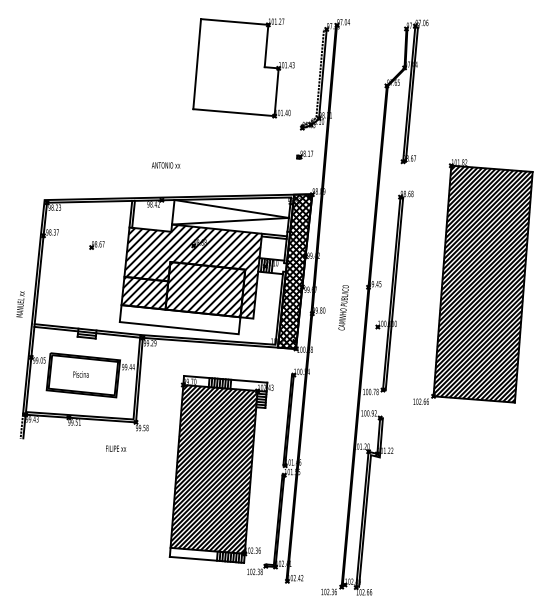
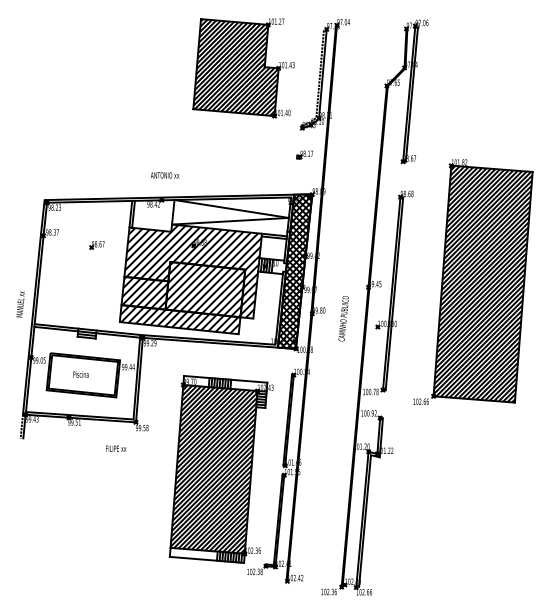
hatch: none -> present (235, 67)
text position: (165, 165) -> (164, 175) (164, 175)
text position: (343, 307) -> (343, 318) (343, 318)
hatch: none -> present (179, 319)
